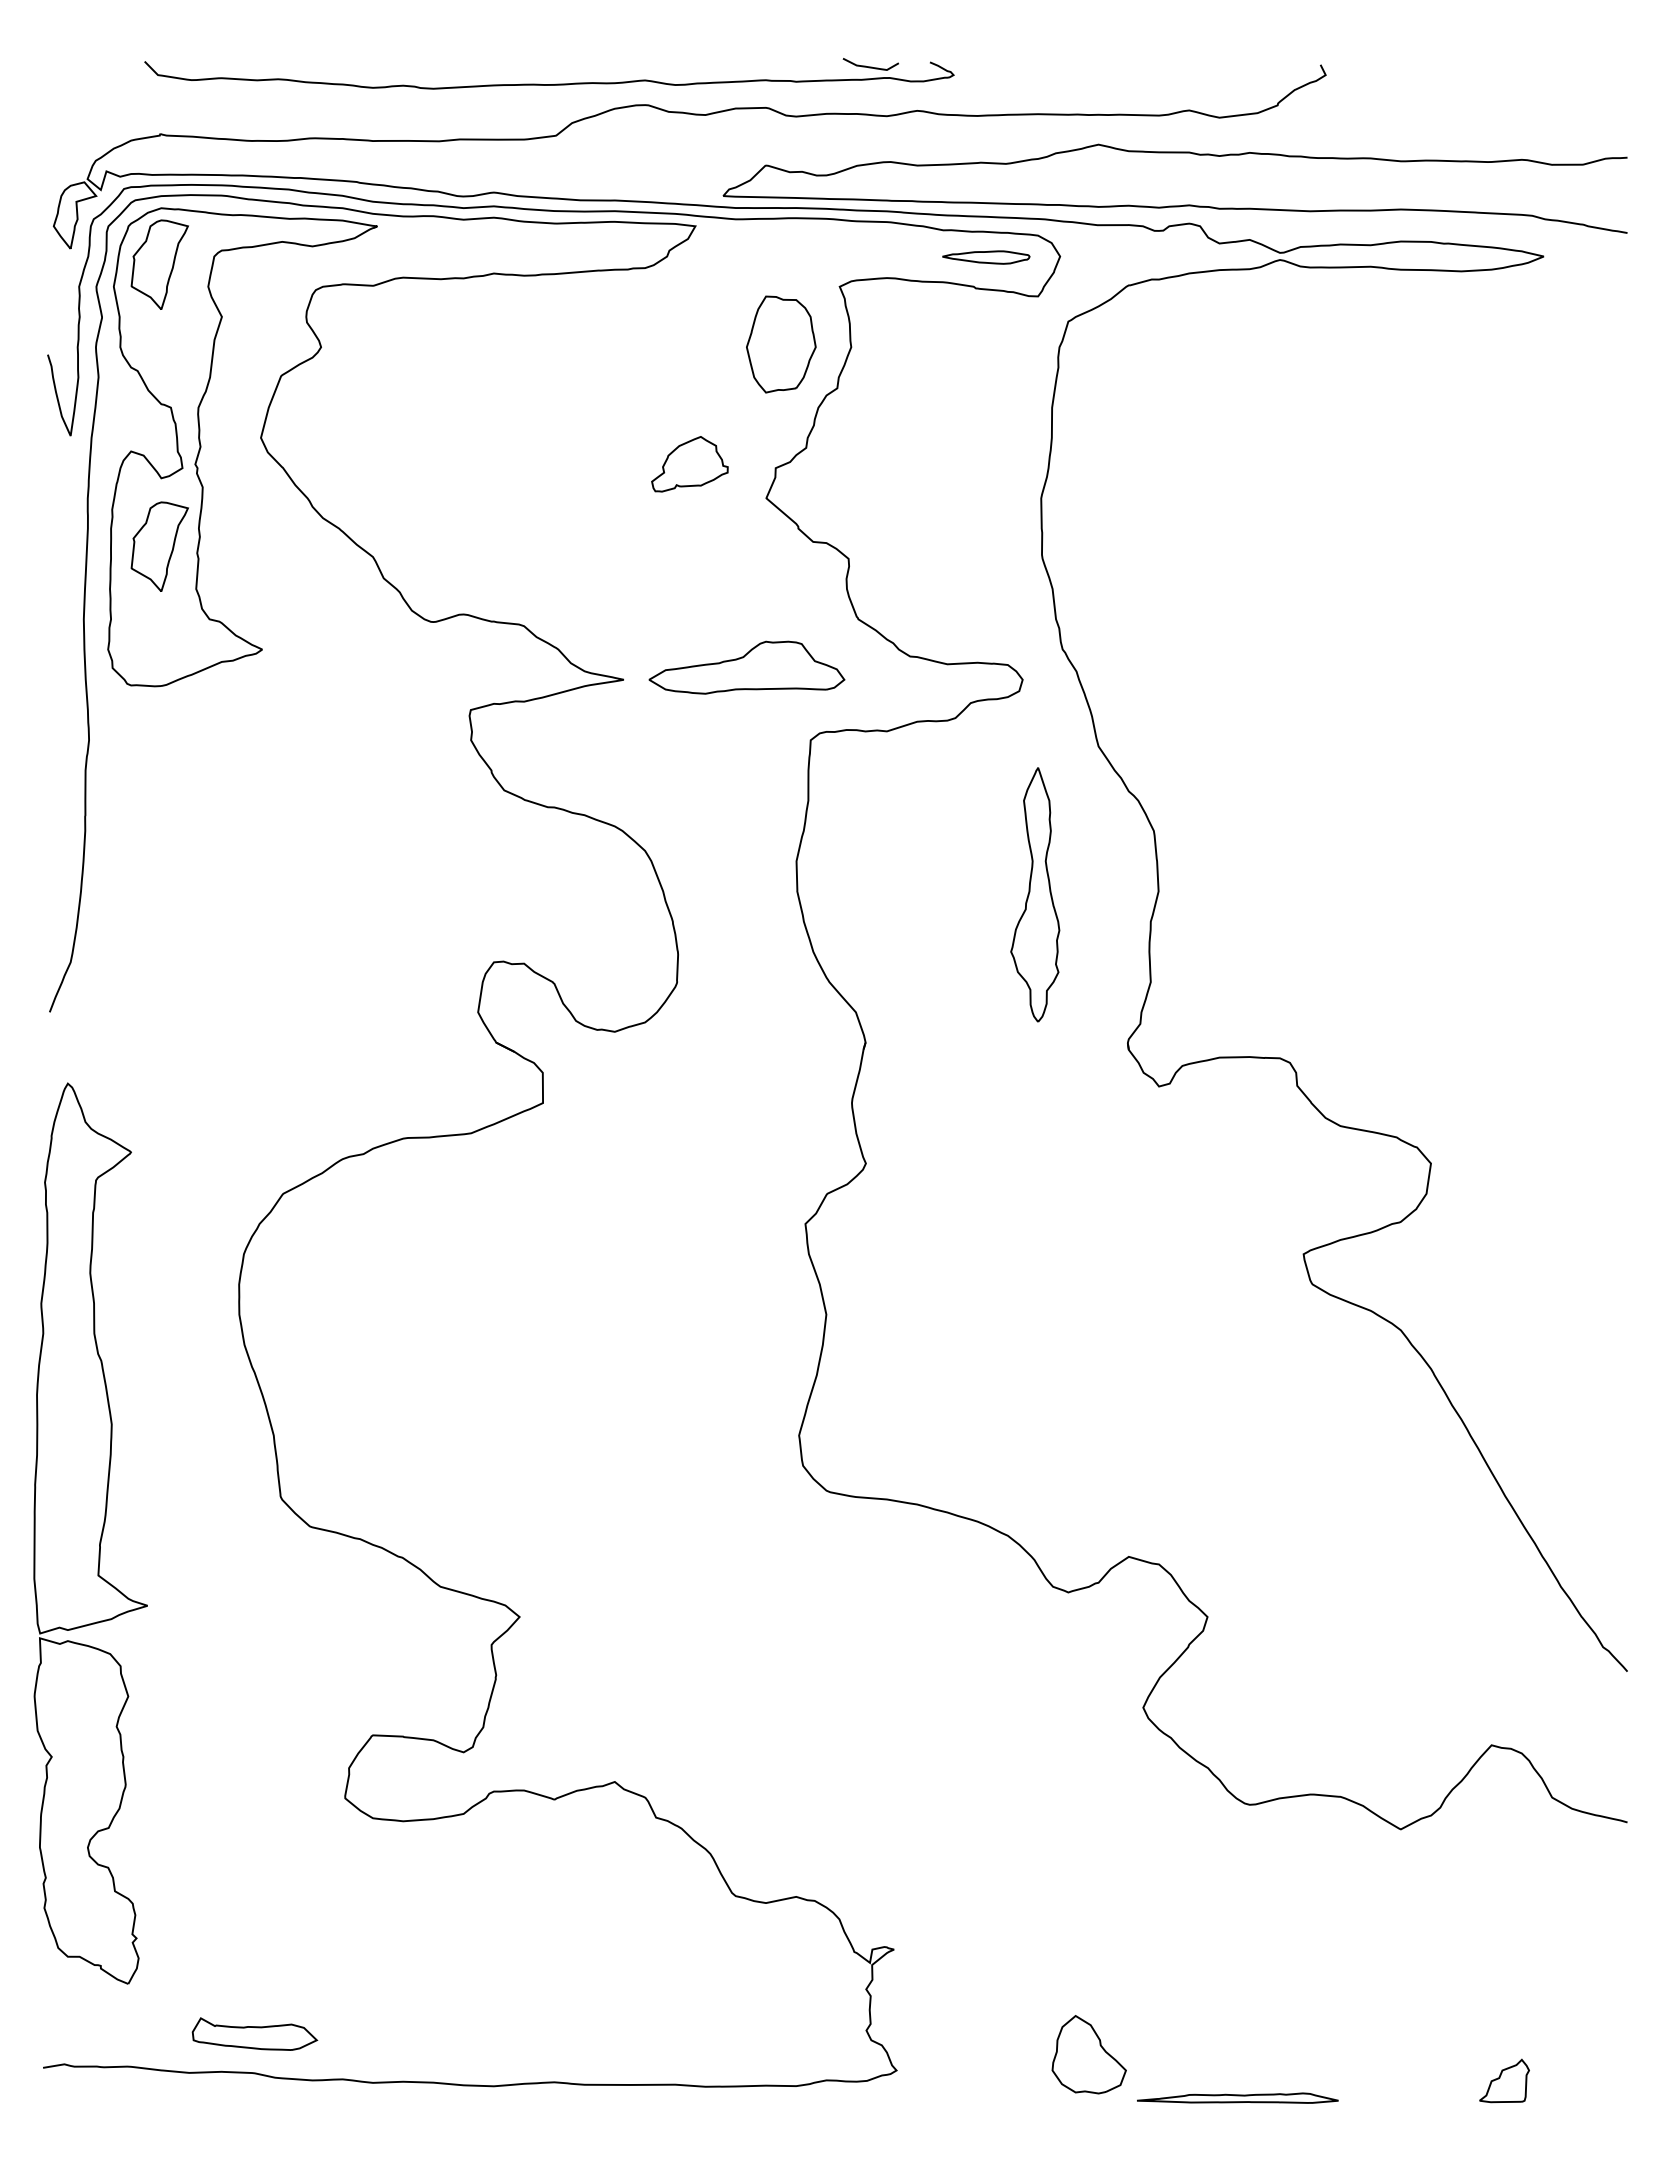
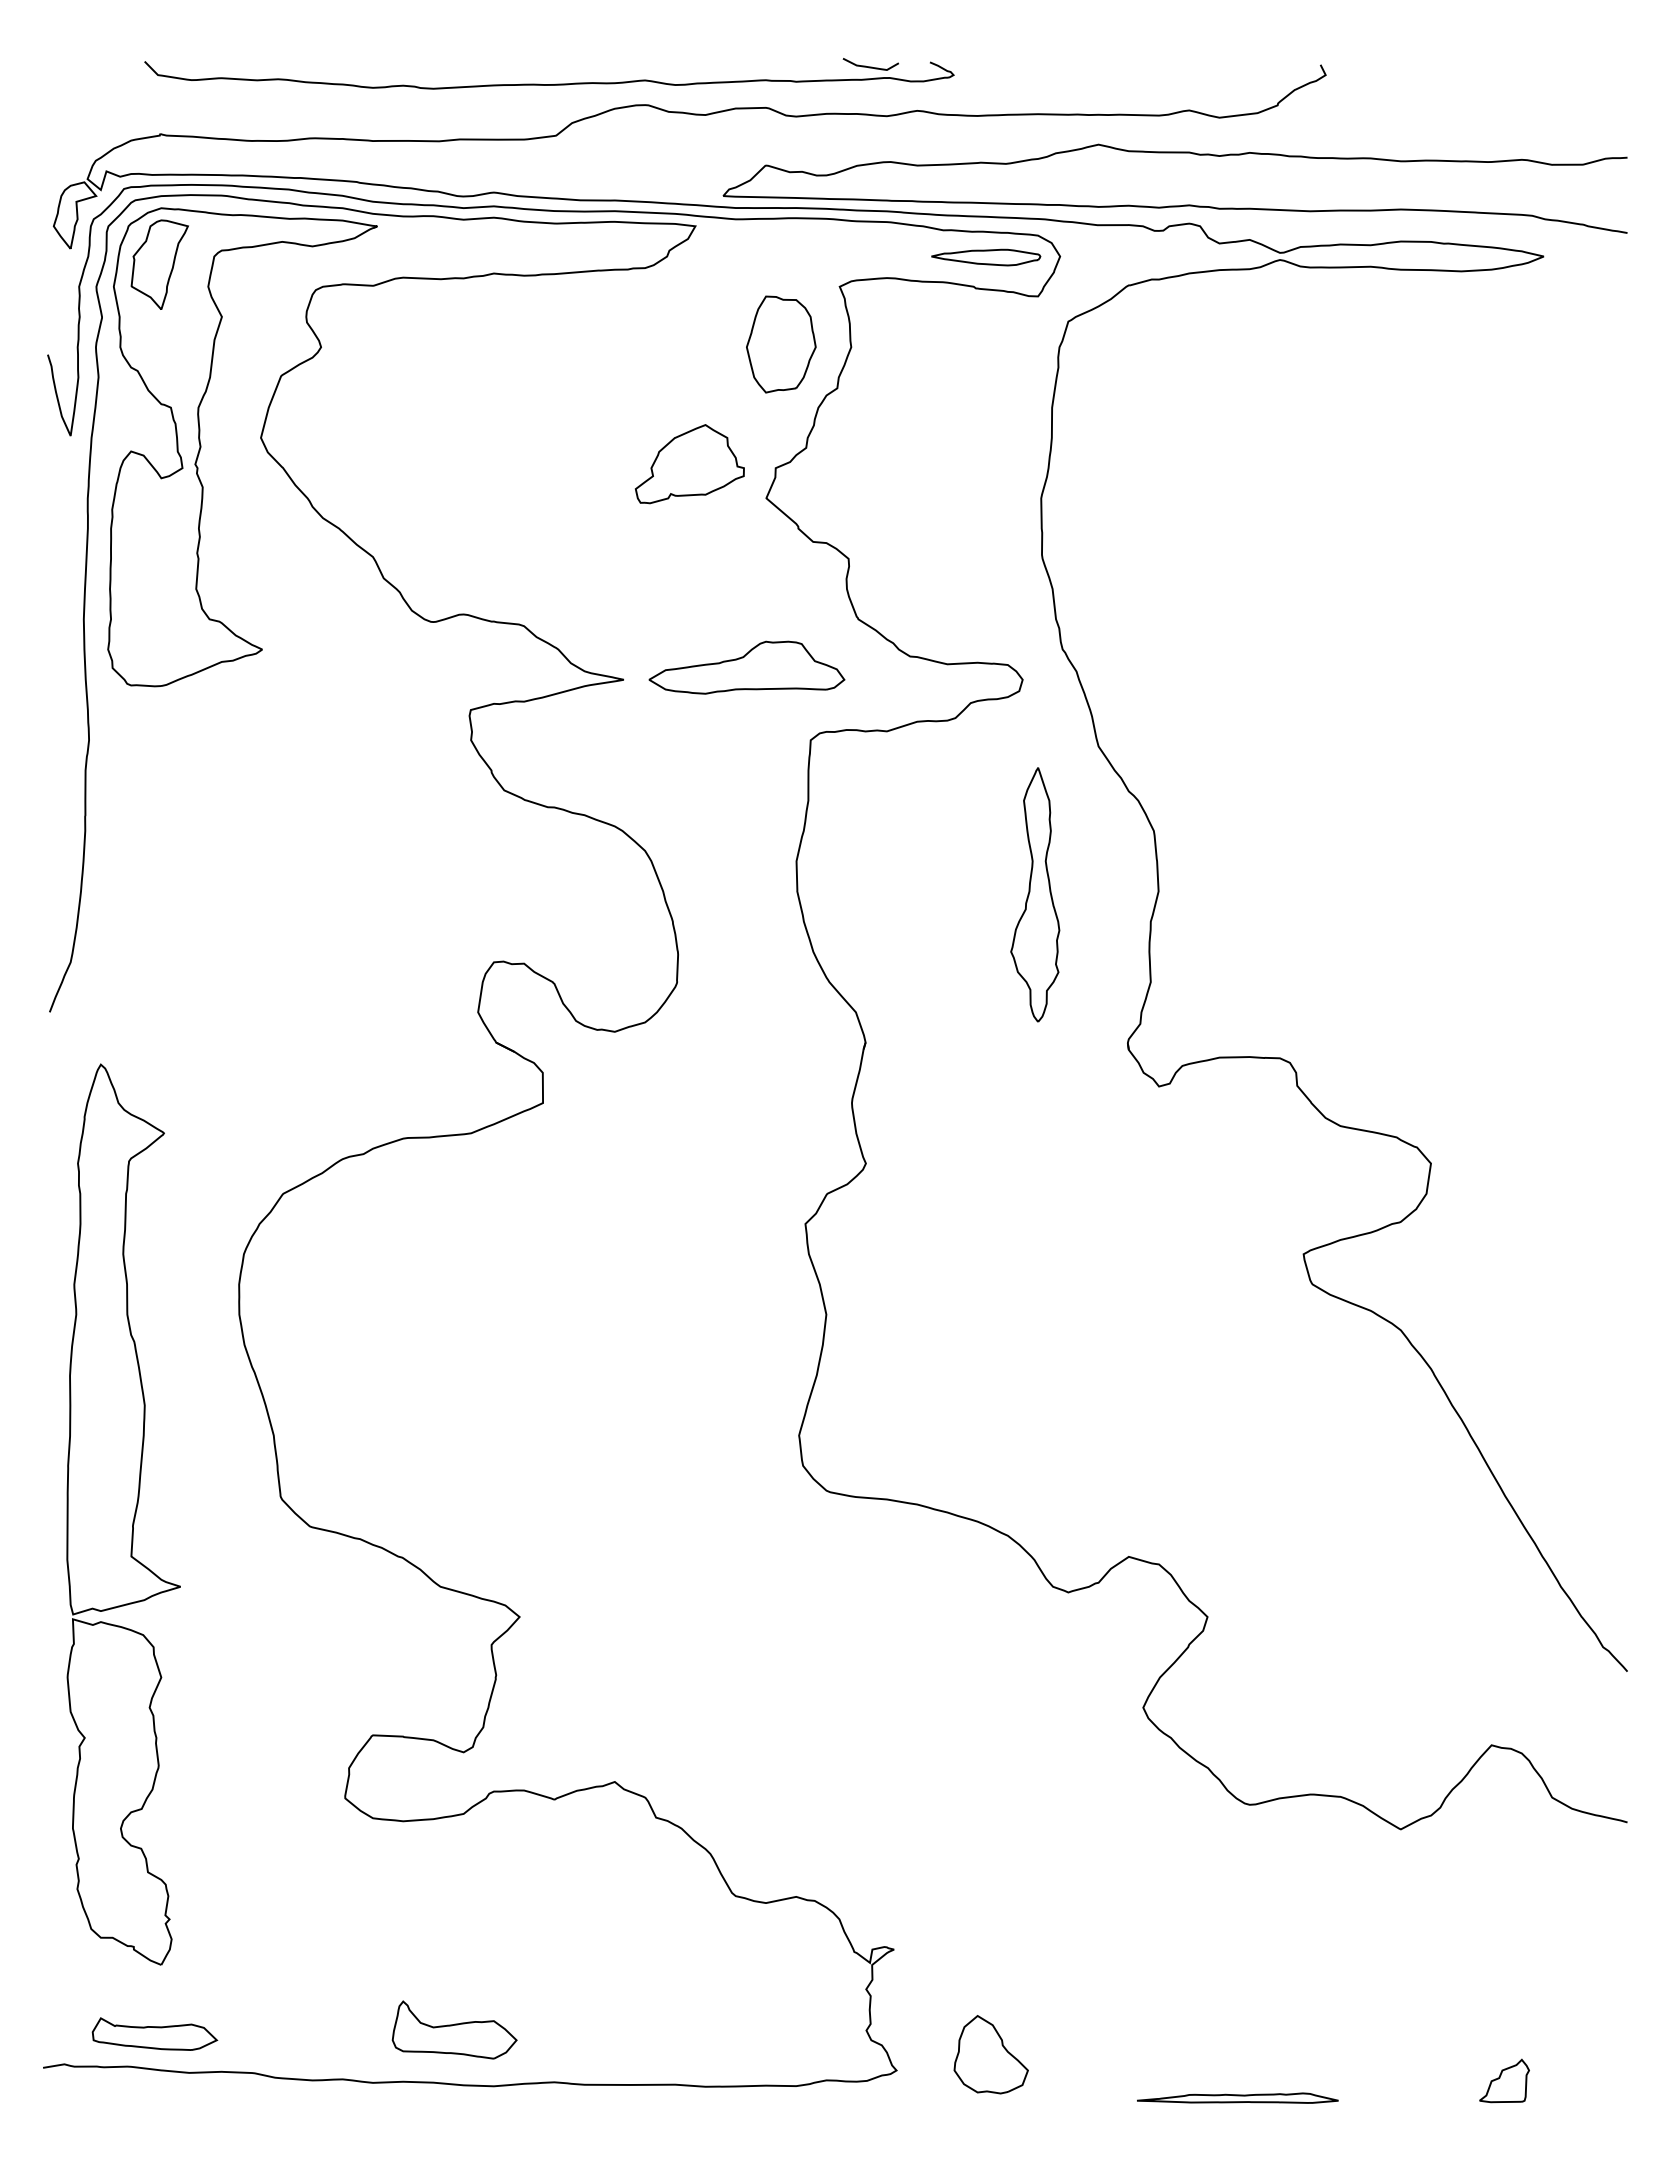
part size: 89x15 px -> 111x19 px (986, 257)
part size: 78x57 px -> 110x81 px (689, 464)
part: present -> none (159, 546)
part position: (90, 1533) -> (123, 1514) (123, 1514)
part: none -> present (454, 2029)
part position: (254, 2033) -> (154, 2033) (154, 2033)
part position: (1088, 2054) -> (990, 2054) (990, 2054)
